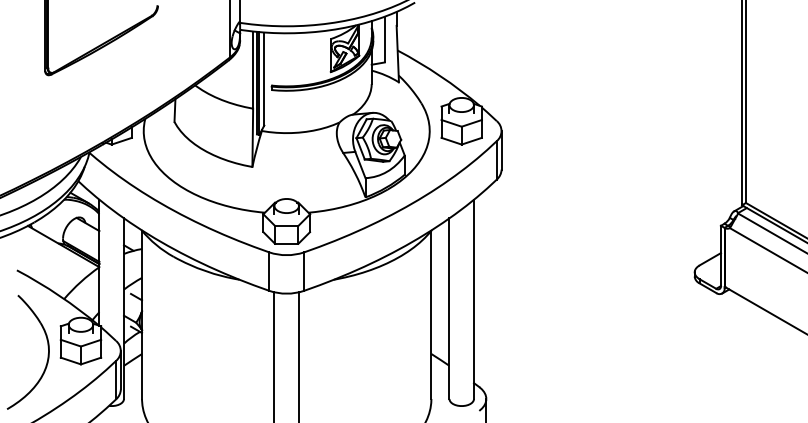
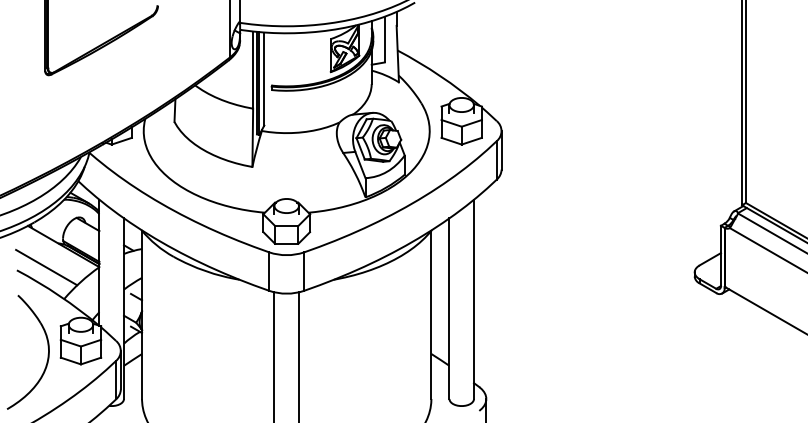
line: none -> present (46, 267)
